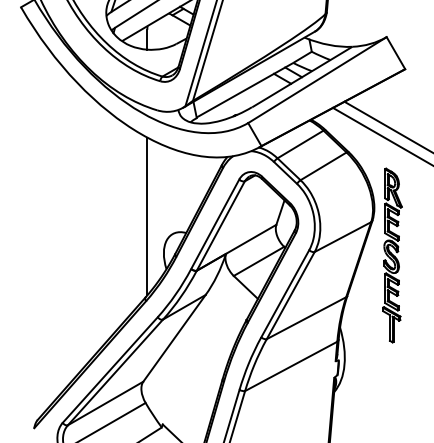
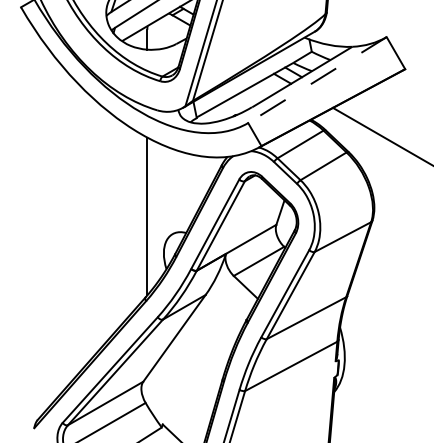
line: solid -> dashed (317, 80)
line: present -> none (387, 126)
part: present -> none (392, 255)
